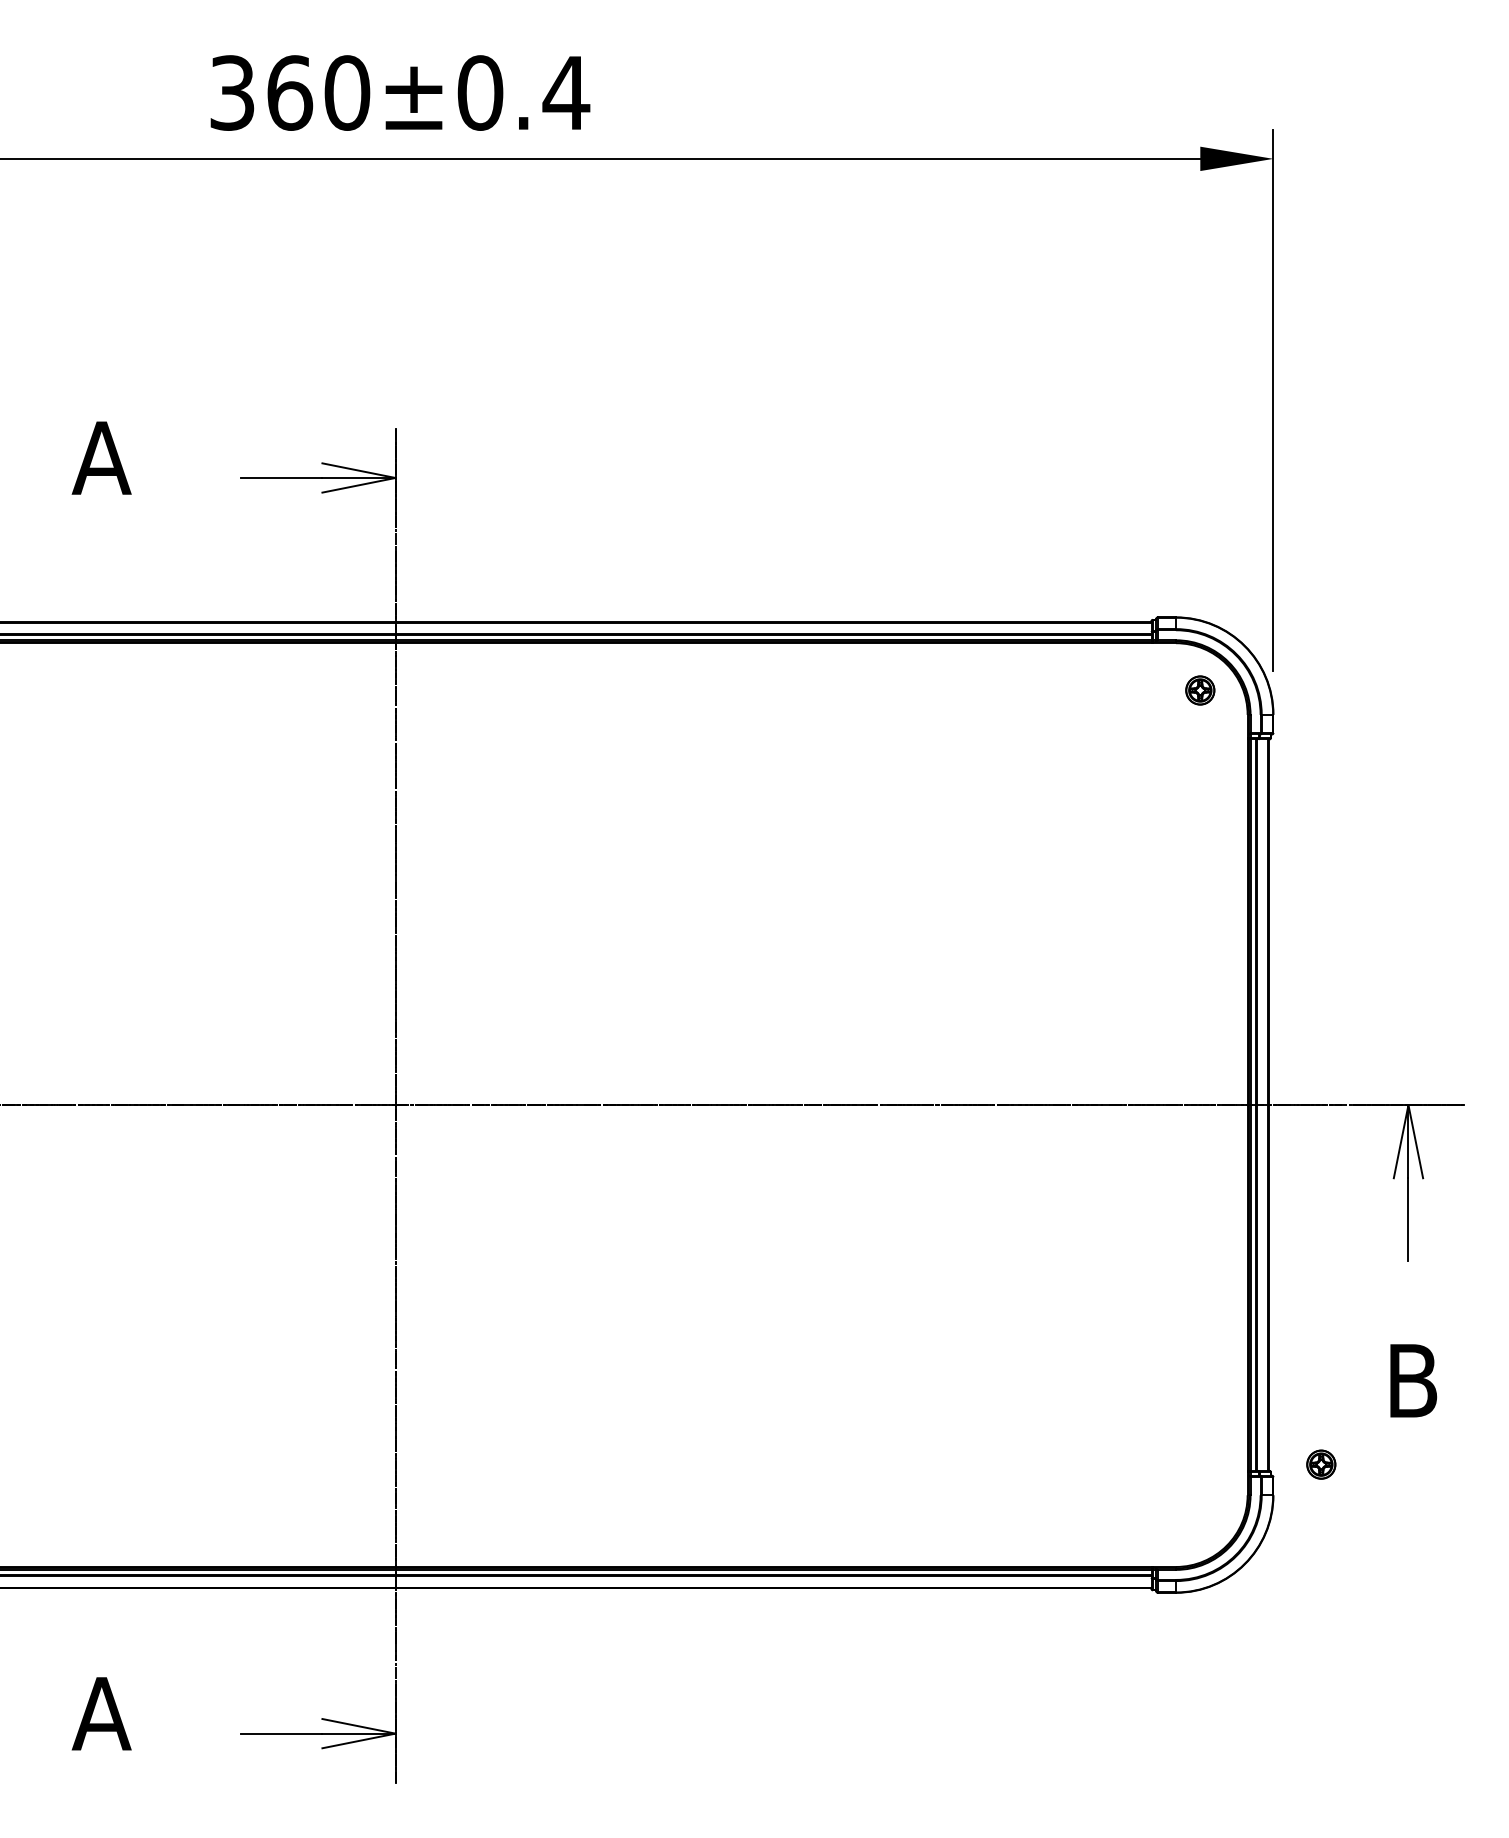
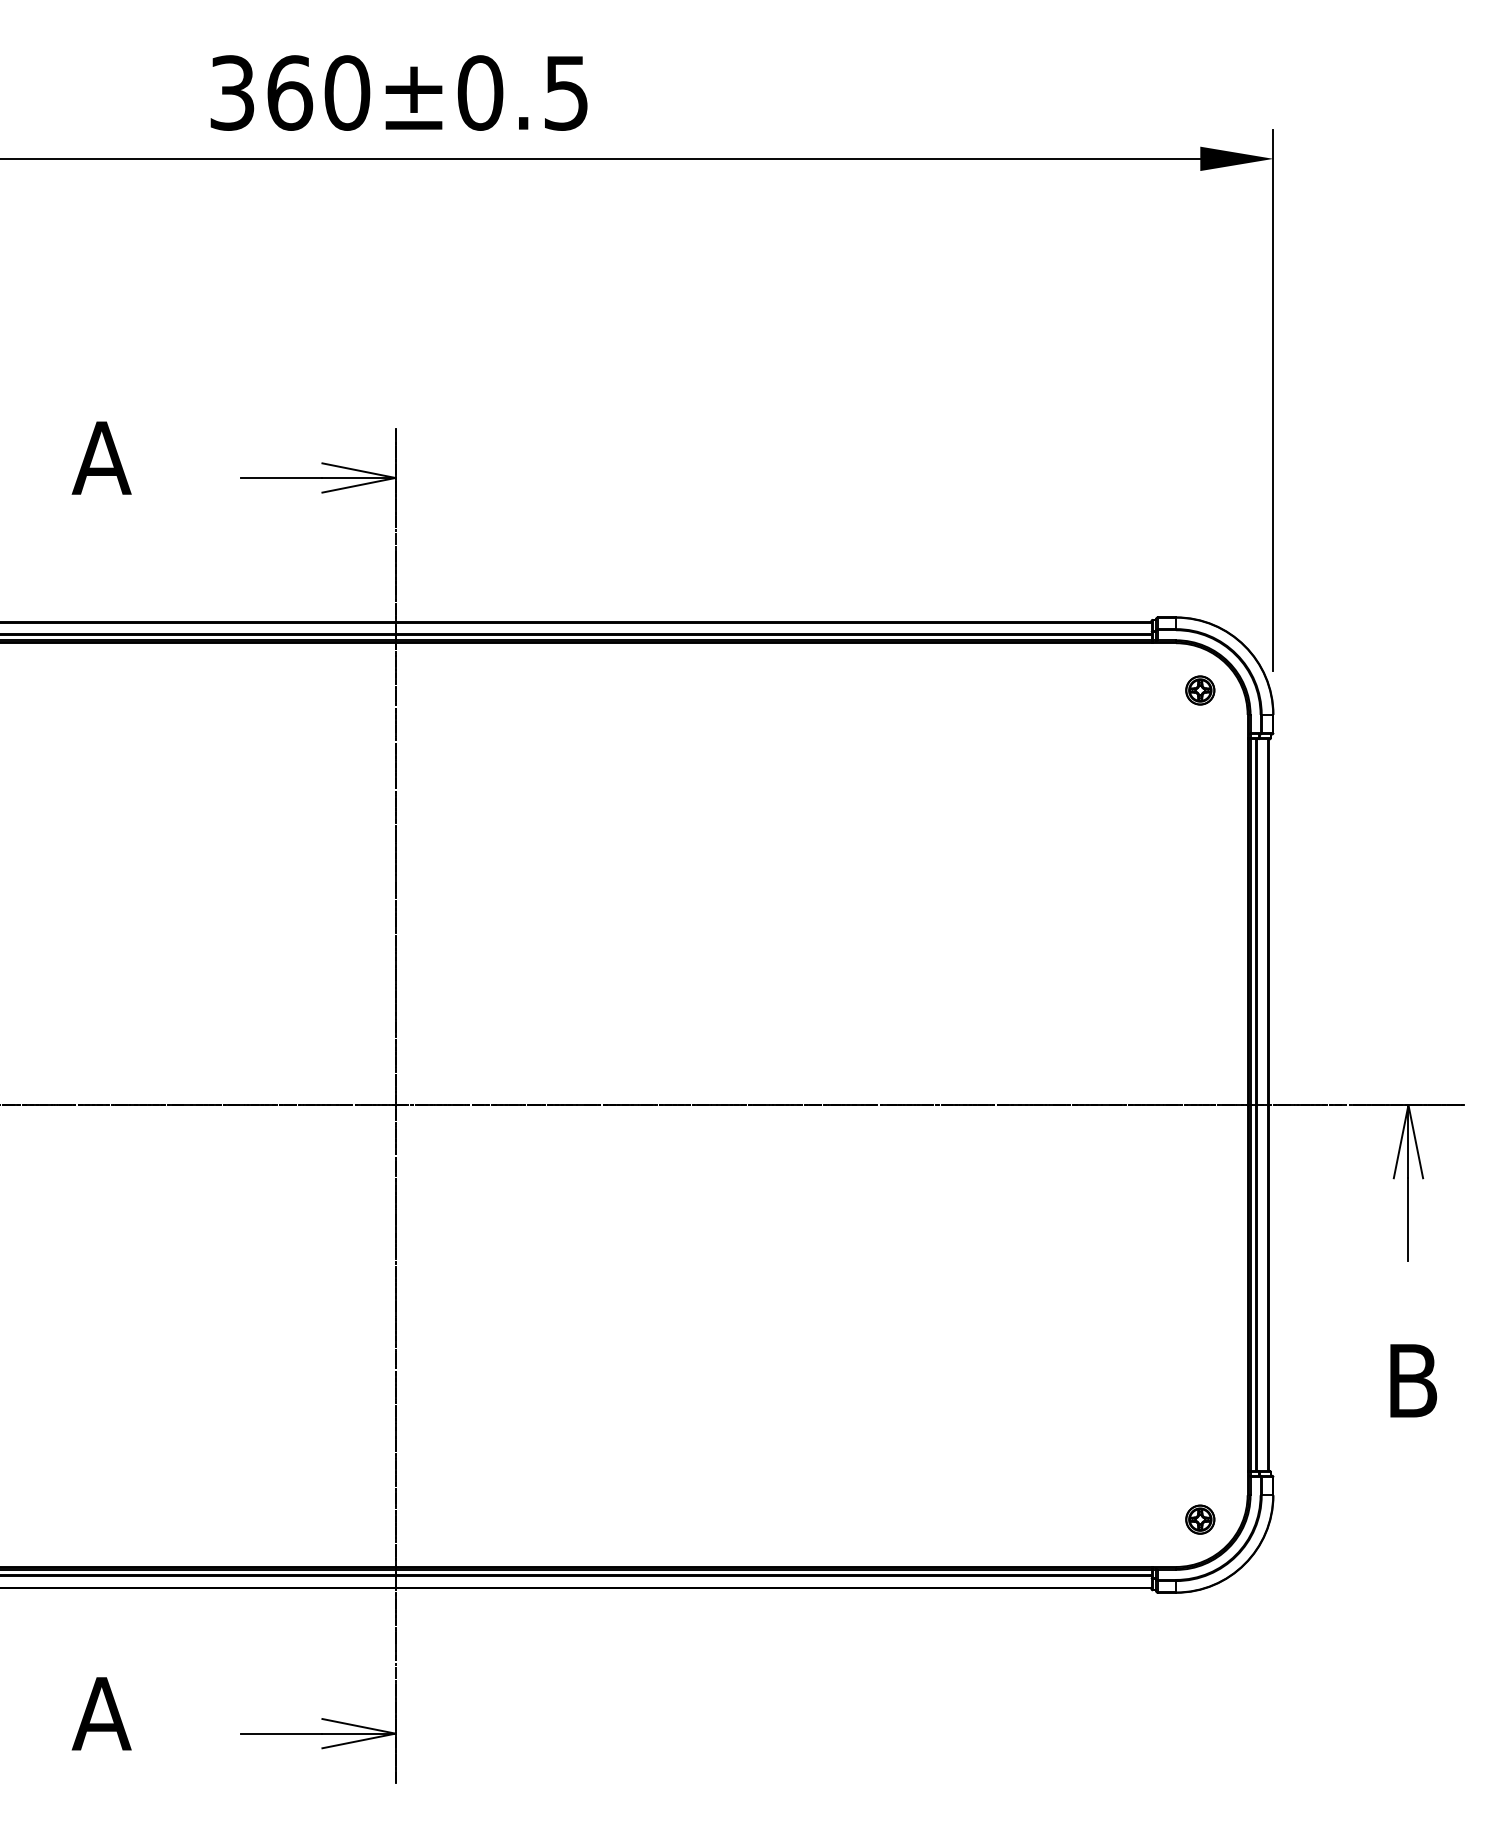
text: 360±0.4 -> 360±0.5 (566, 93)
part position: (1321, 1464) -> (1200, 1519) (1200, 1519)
